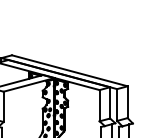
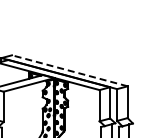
line: solid -> dashed (69, 70)
